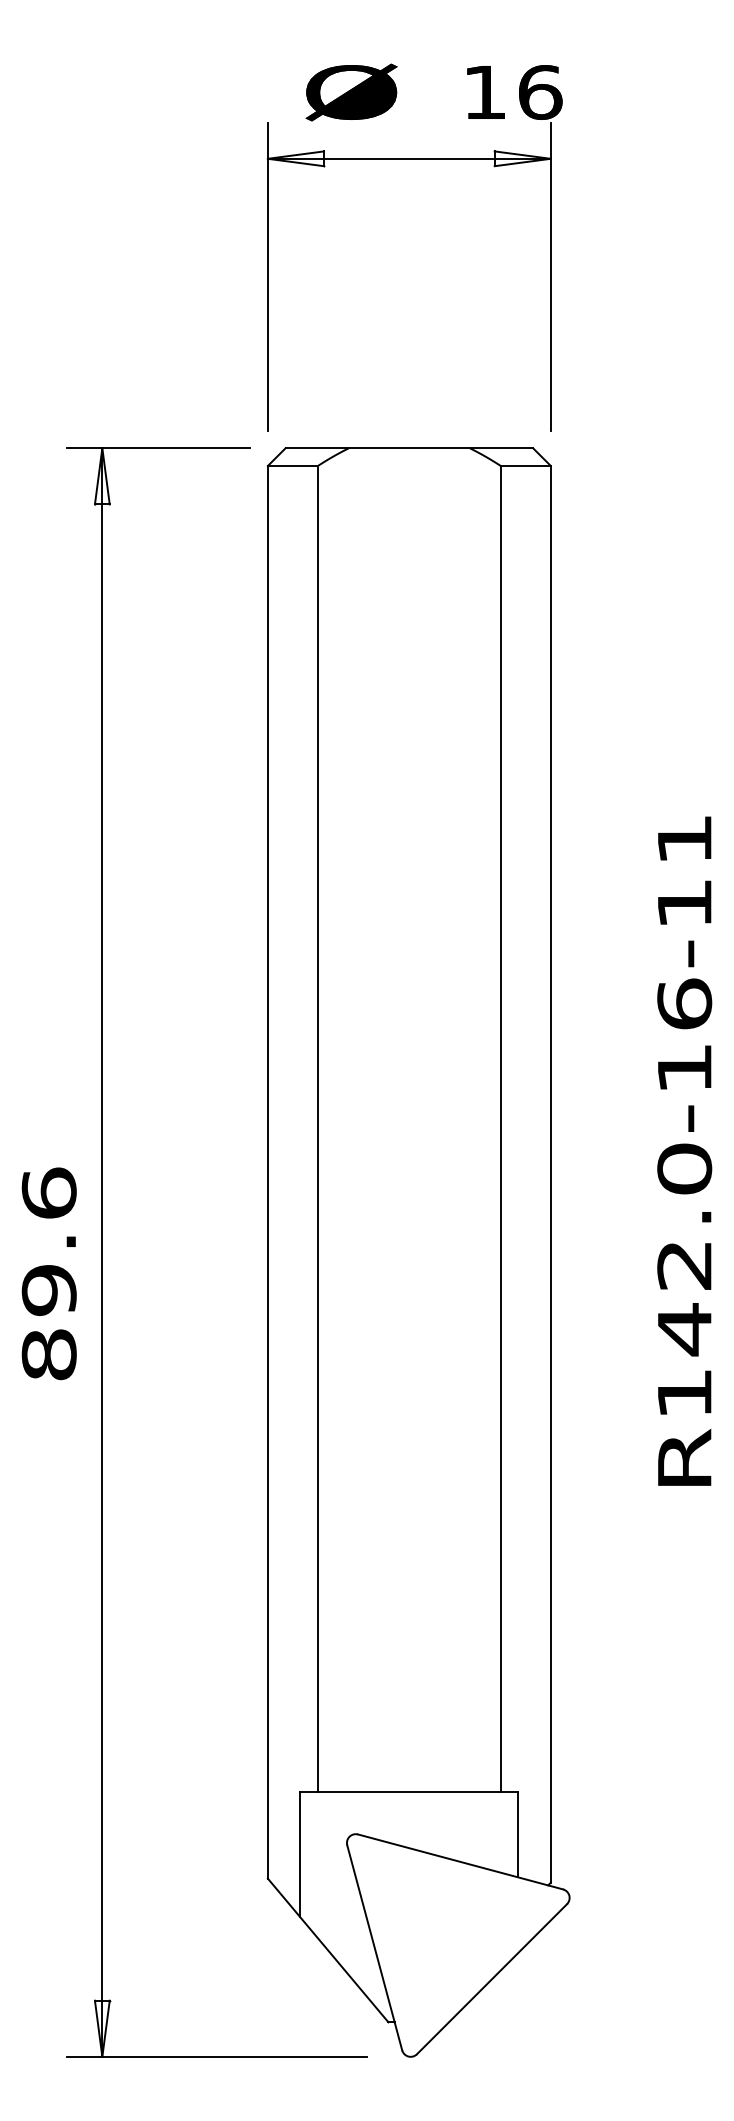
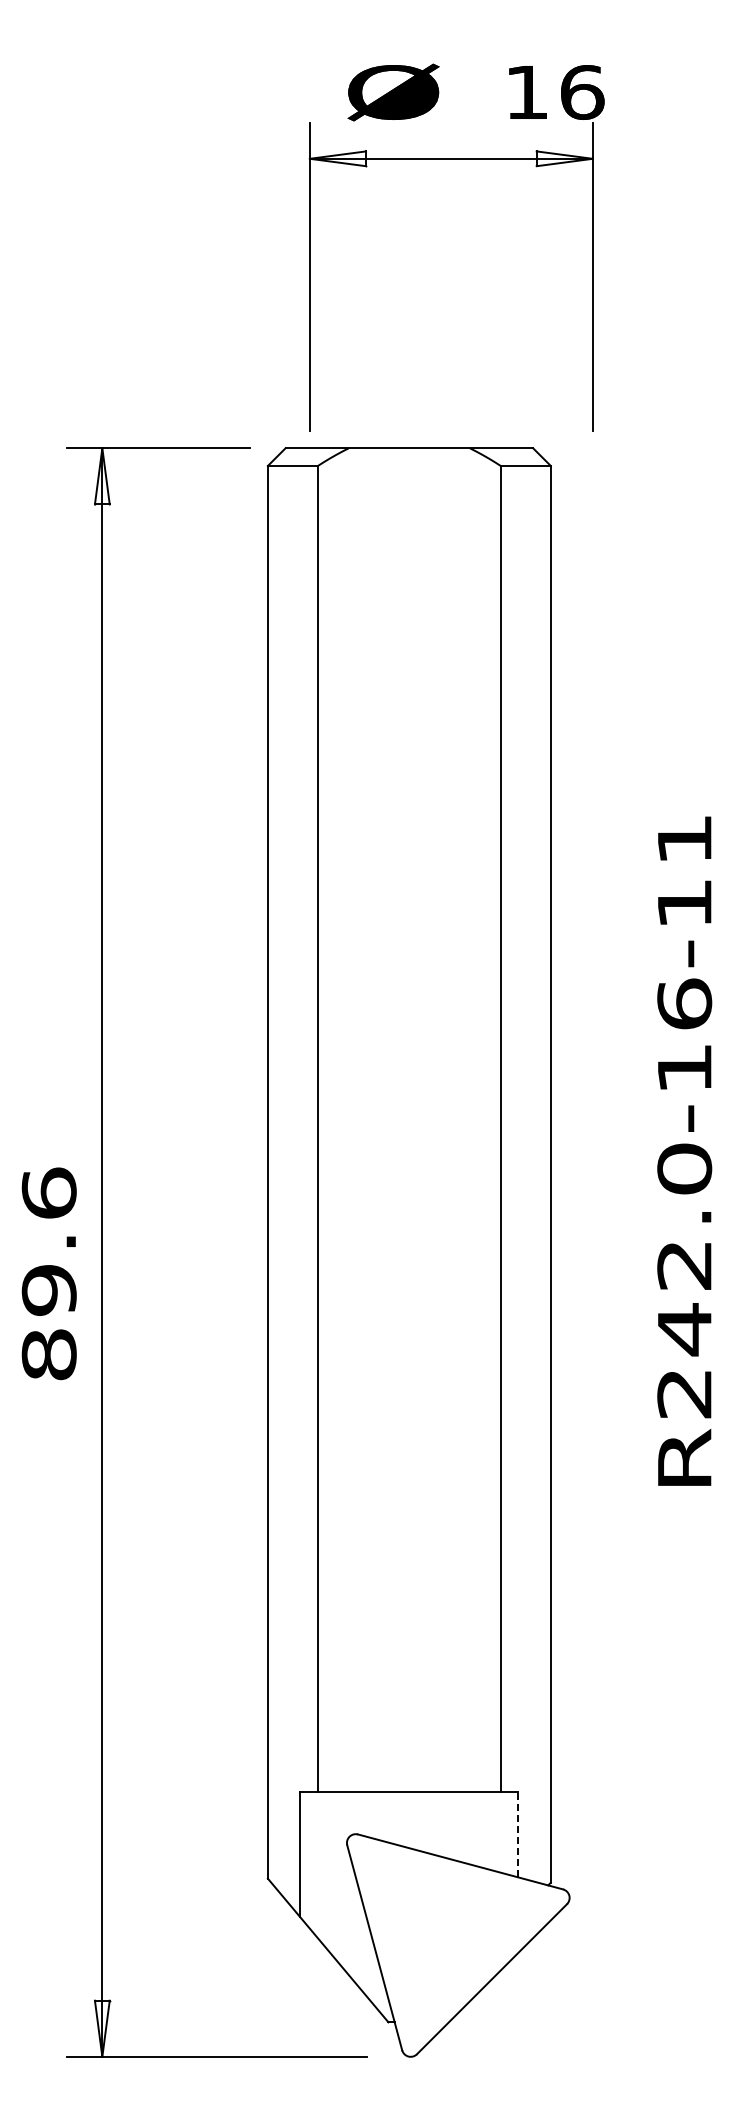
part position: (414, 159) -> (456, 159) (456, 159)
text: R142.0-16-11 -> R242.0-16-11 (684, 1394)
line: solid -> dashed (518, 1834)
